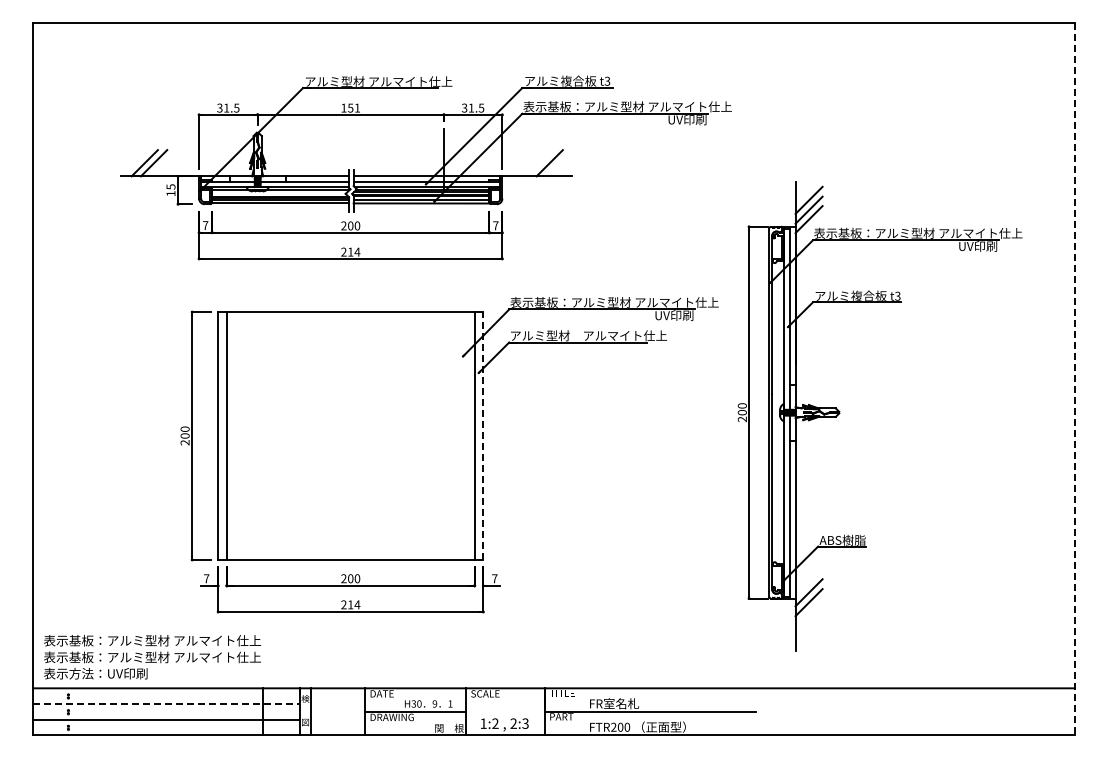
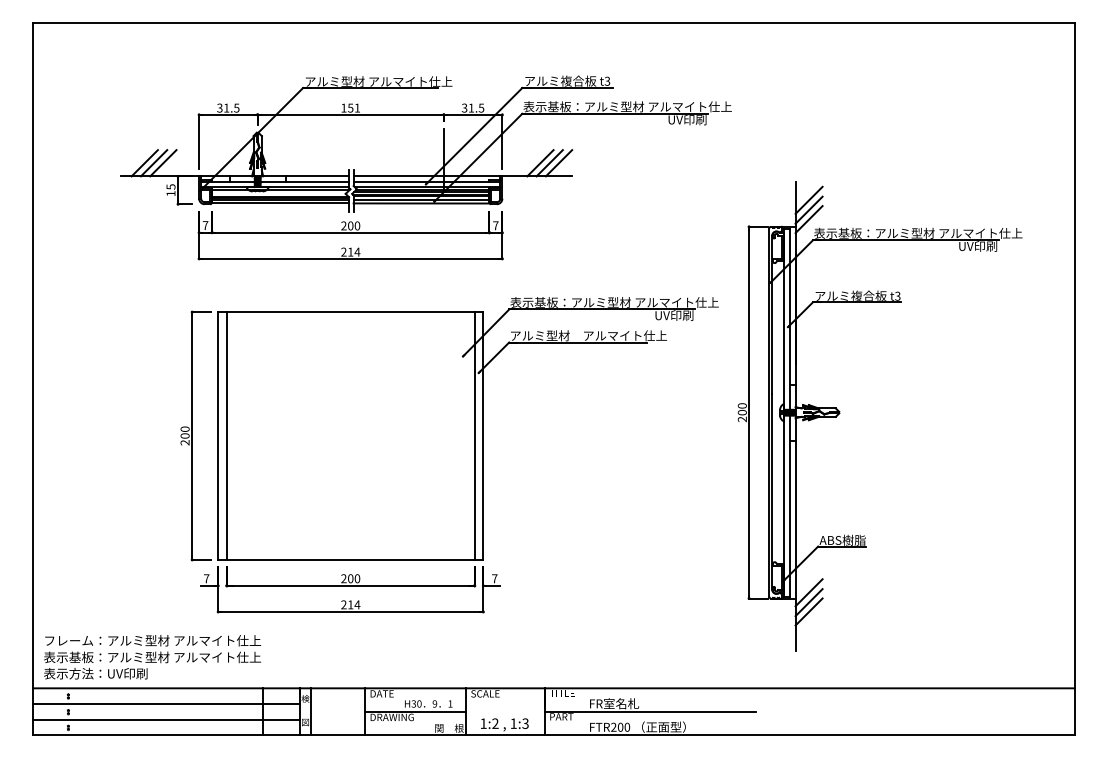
line: none -> present (163, 163)
line: none -> present (540, 163)
line: none -> present (558, 163)
line: dashed -> solid (1074, 379)
line: dashed -> solid (483, 436)
line: none -> present (808, 611)
text: 表示基板：アルミ型材 アルマイト仕上 -> フレーム：アルミ型材 アルマイト仕上 (68, 640)
line: dashed -> solid (167, 704)
text: 2:3 -> 1:3 (513, 723)
